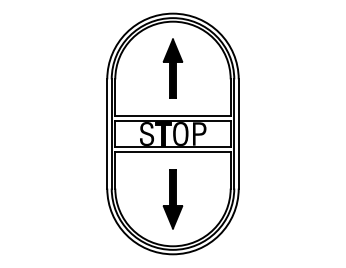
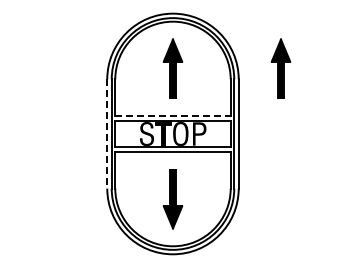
part: none -> present (280, 68)
line: solid -> dashed (173, 116)
line: solid -> dashed (107, 134)
